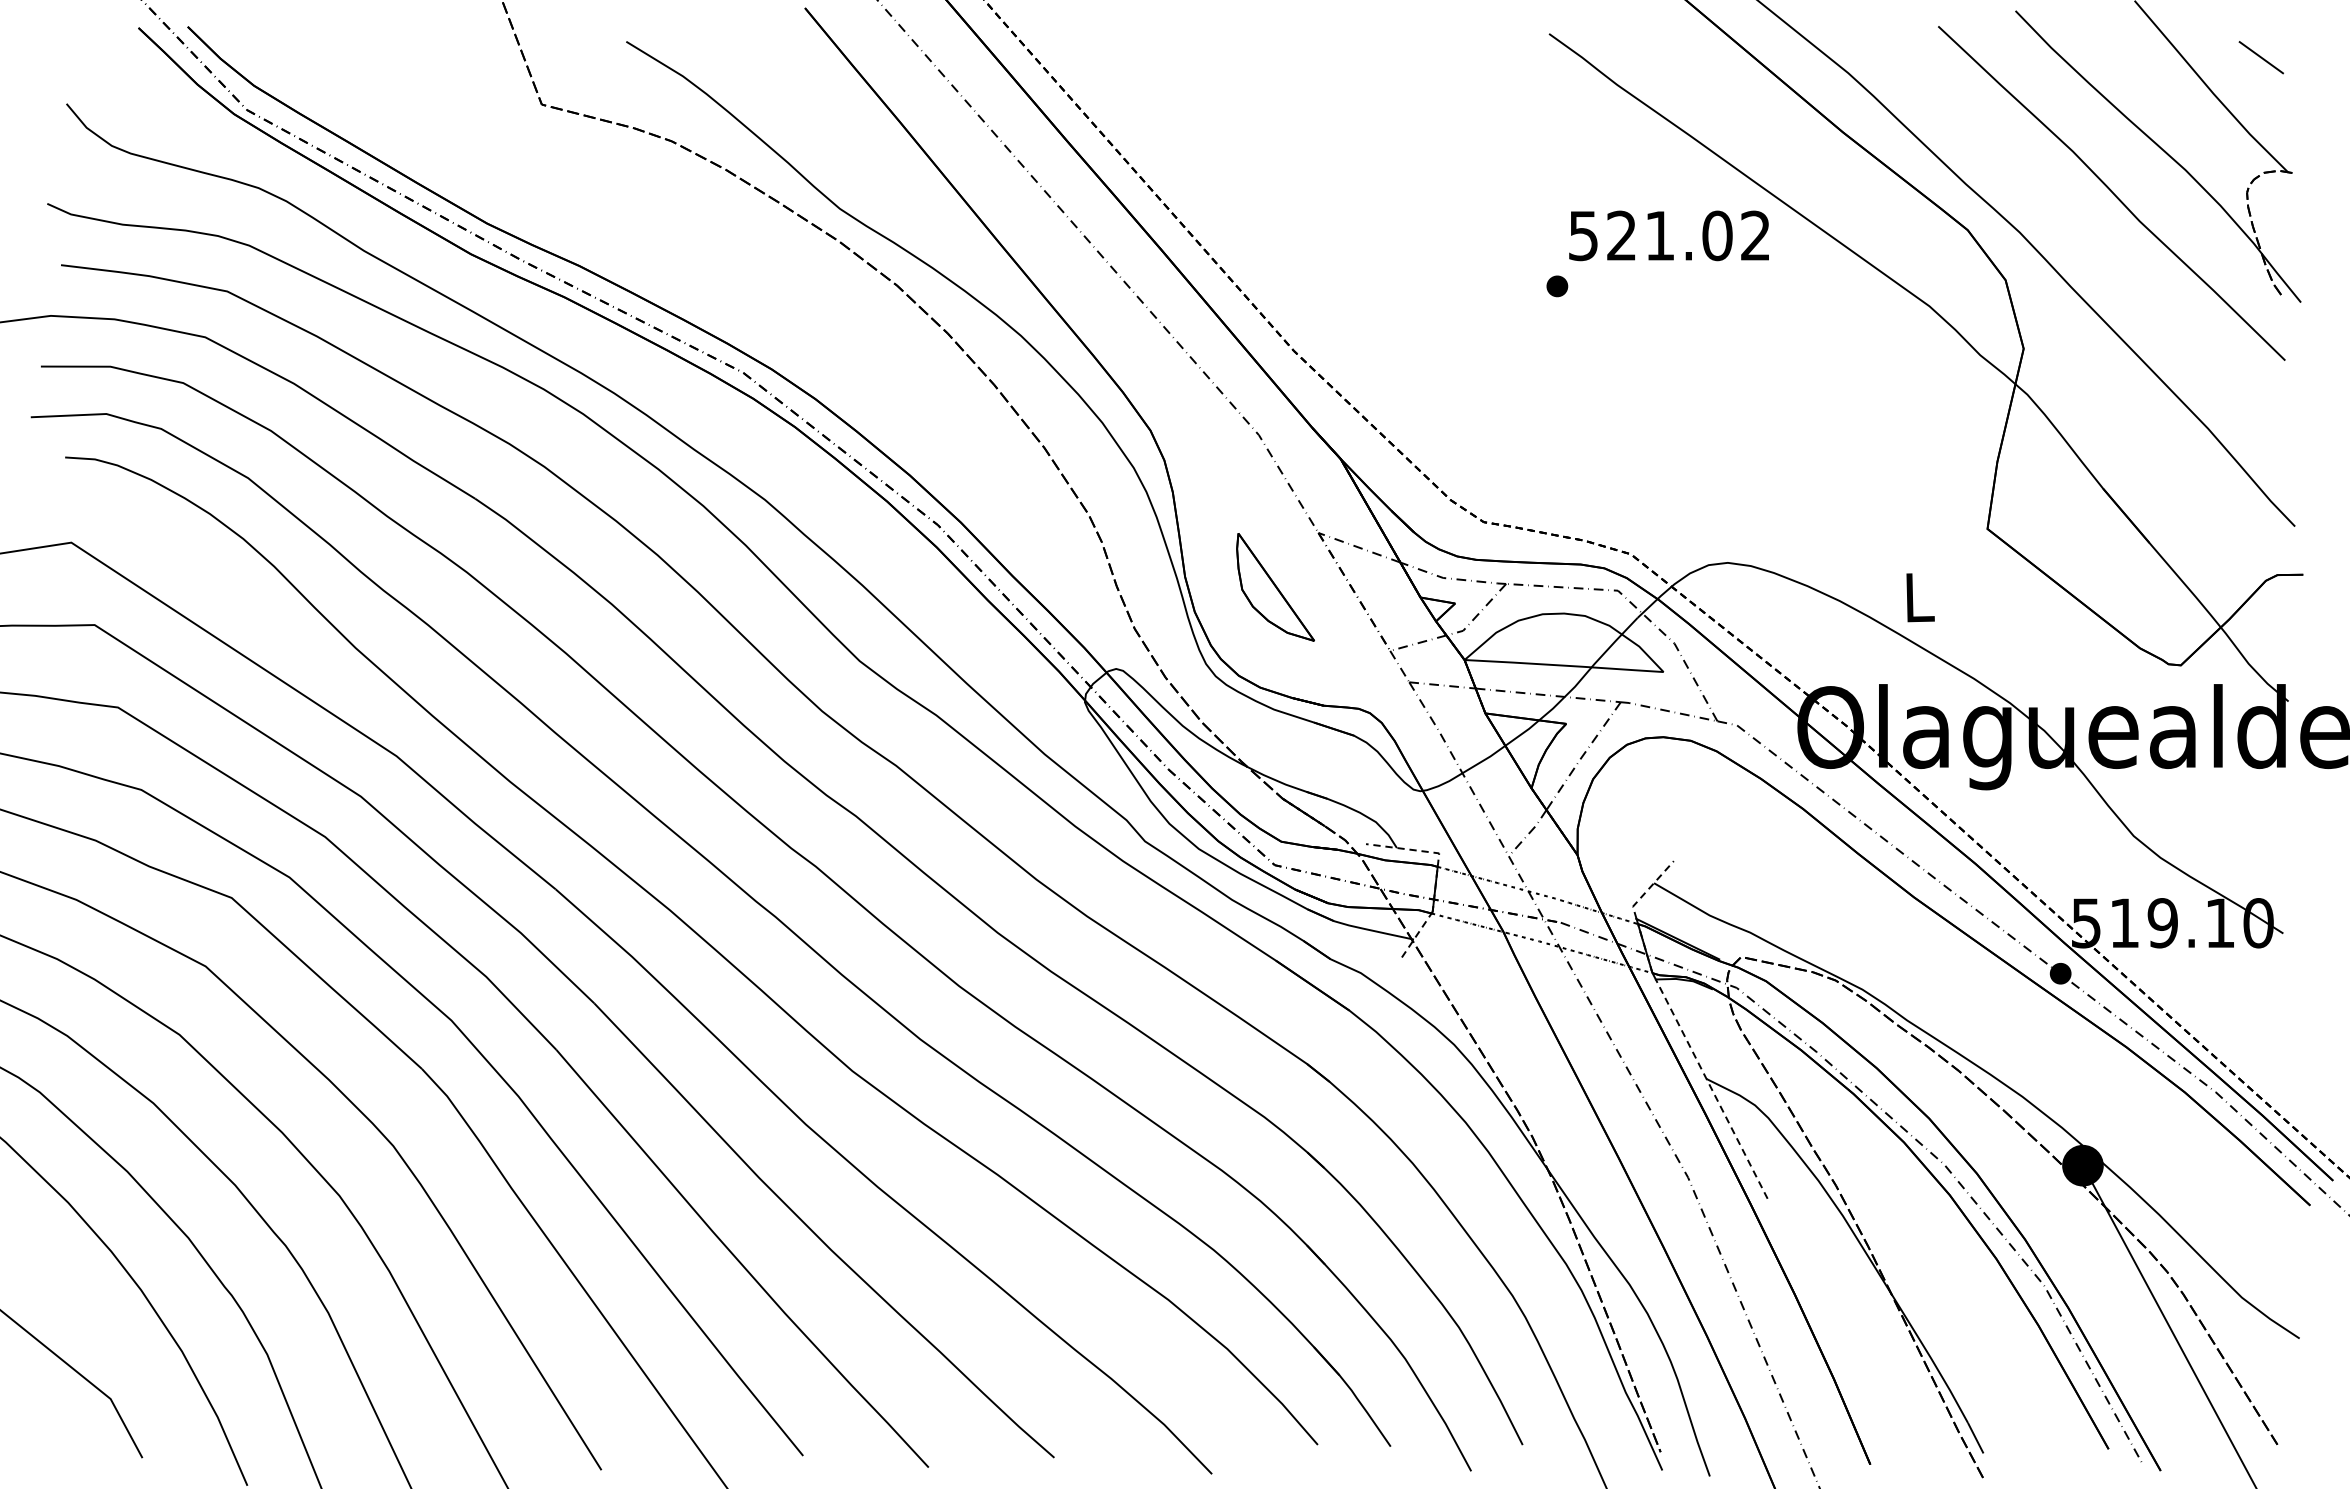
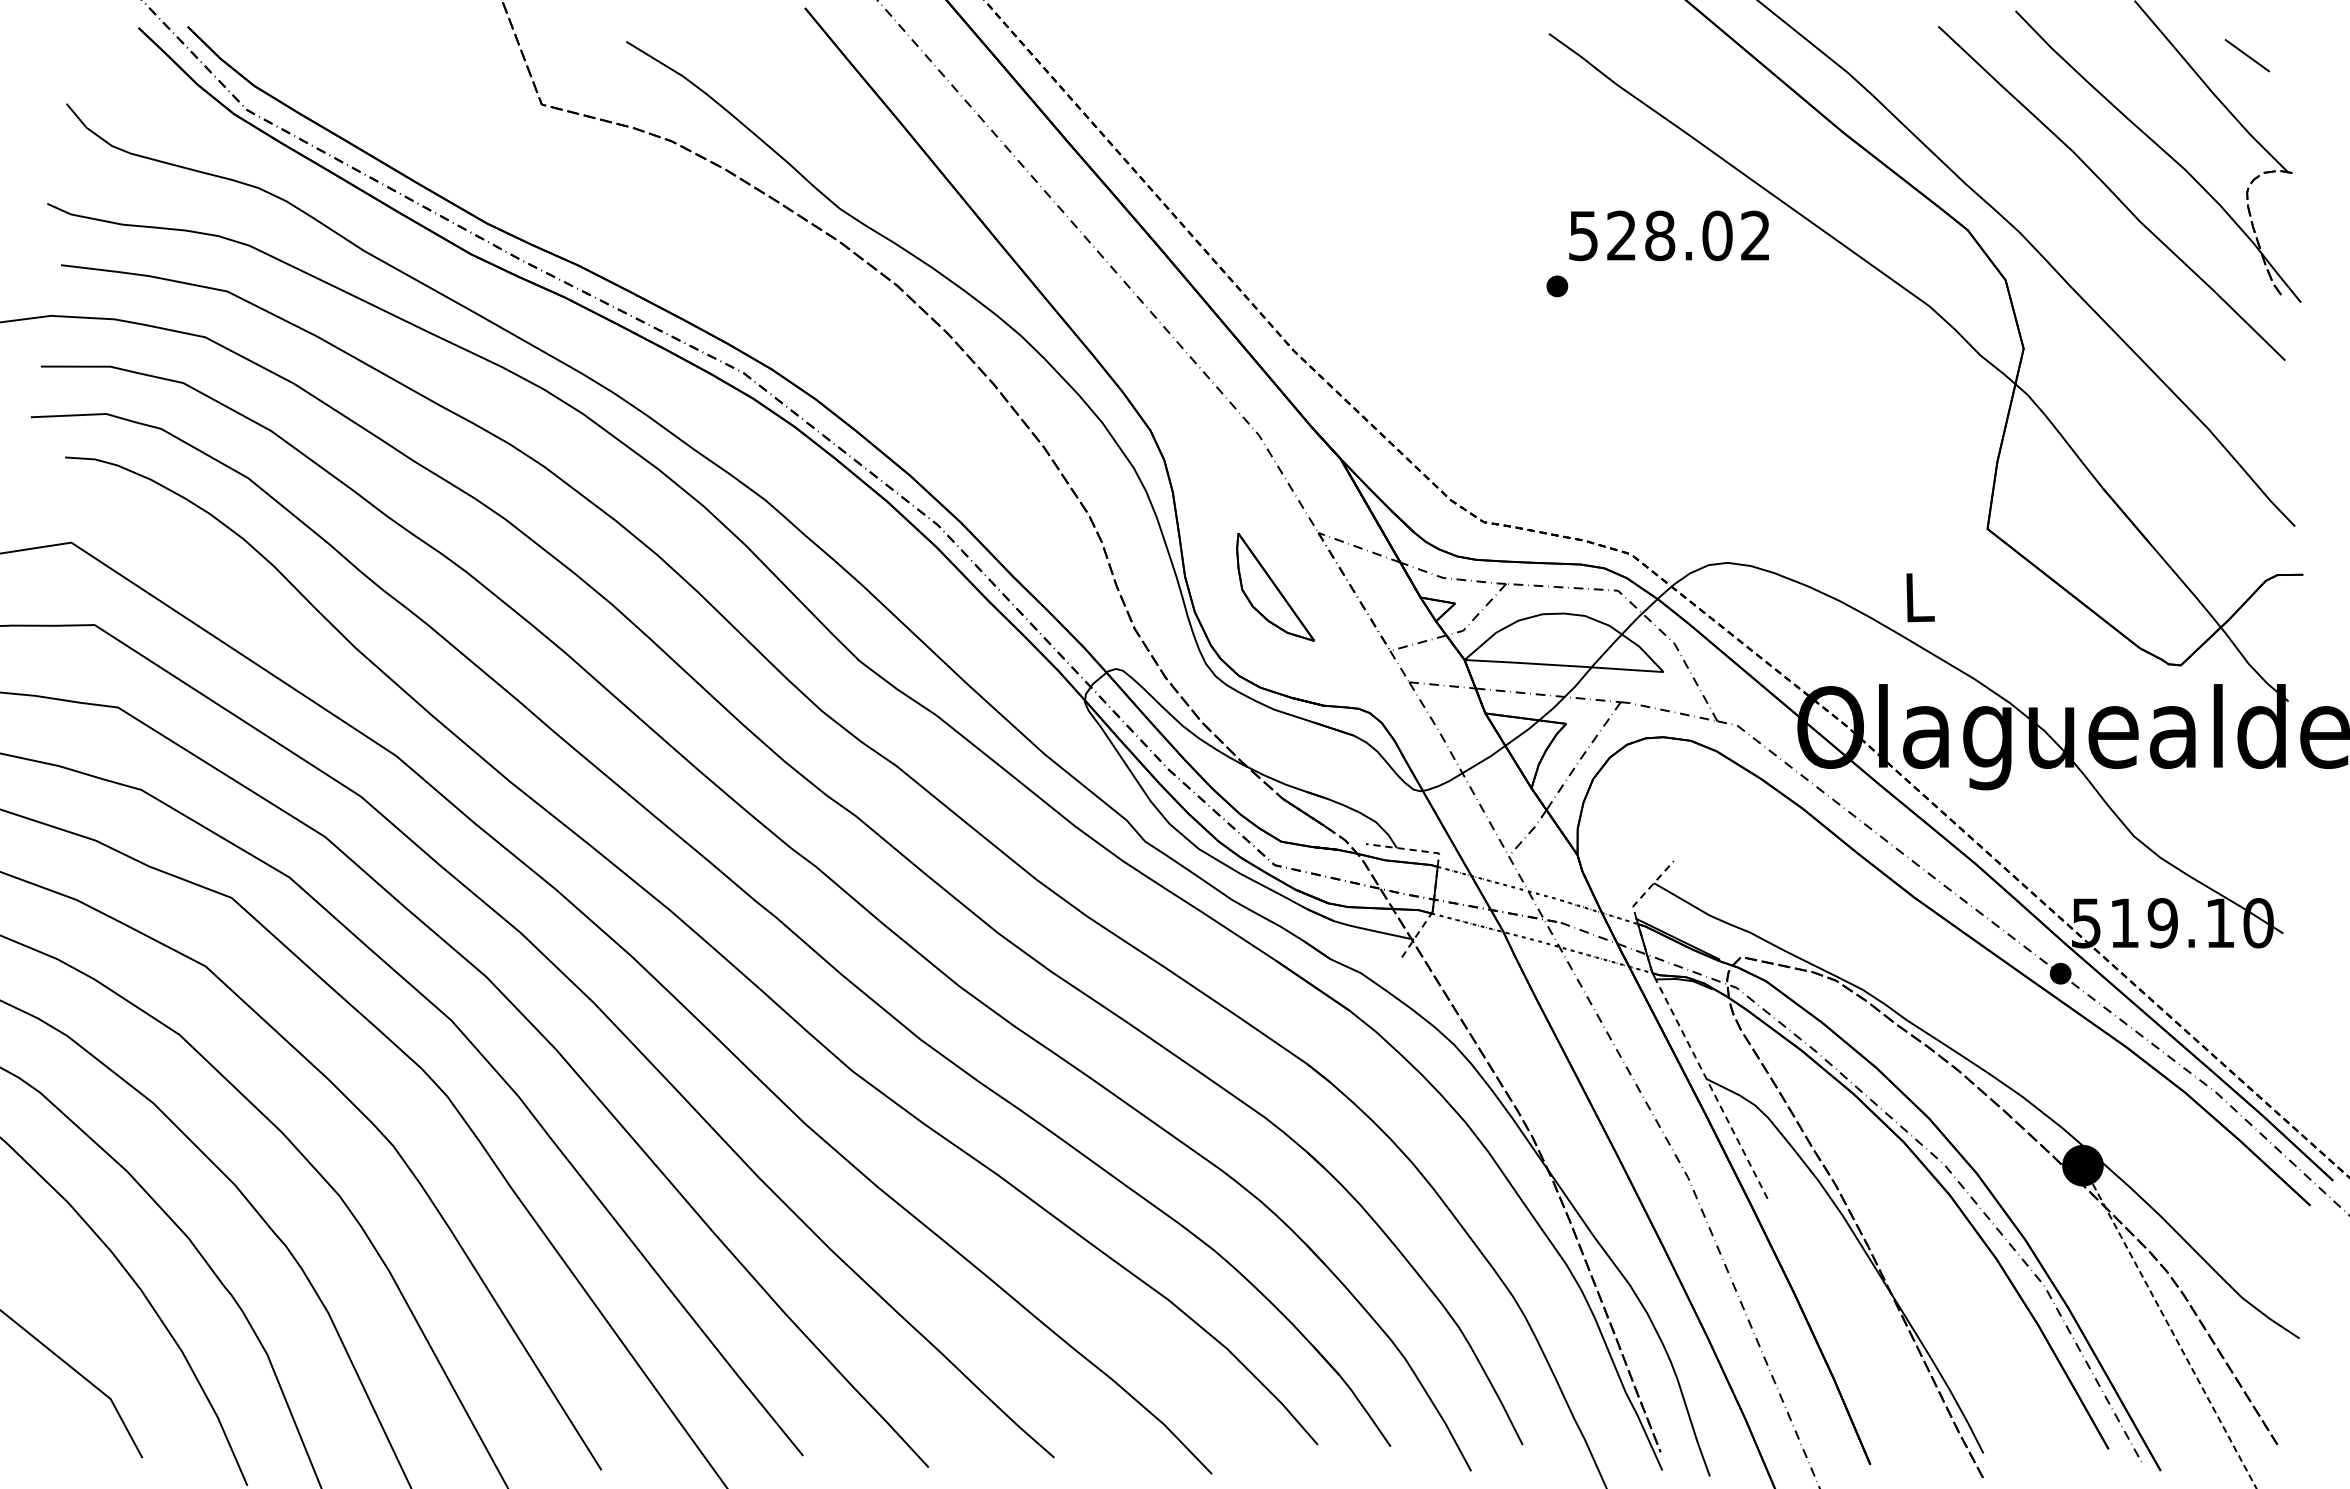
line position: (2260, 57) -> (2246, 55) (2246, 55)
text: 521.02 -> 528.02 (1660, 235)
line: solid -> dashed (2169, 1326)
